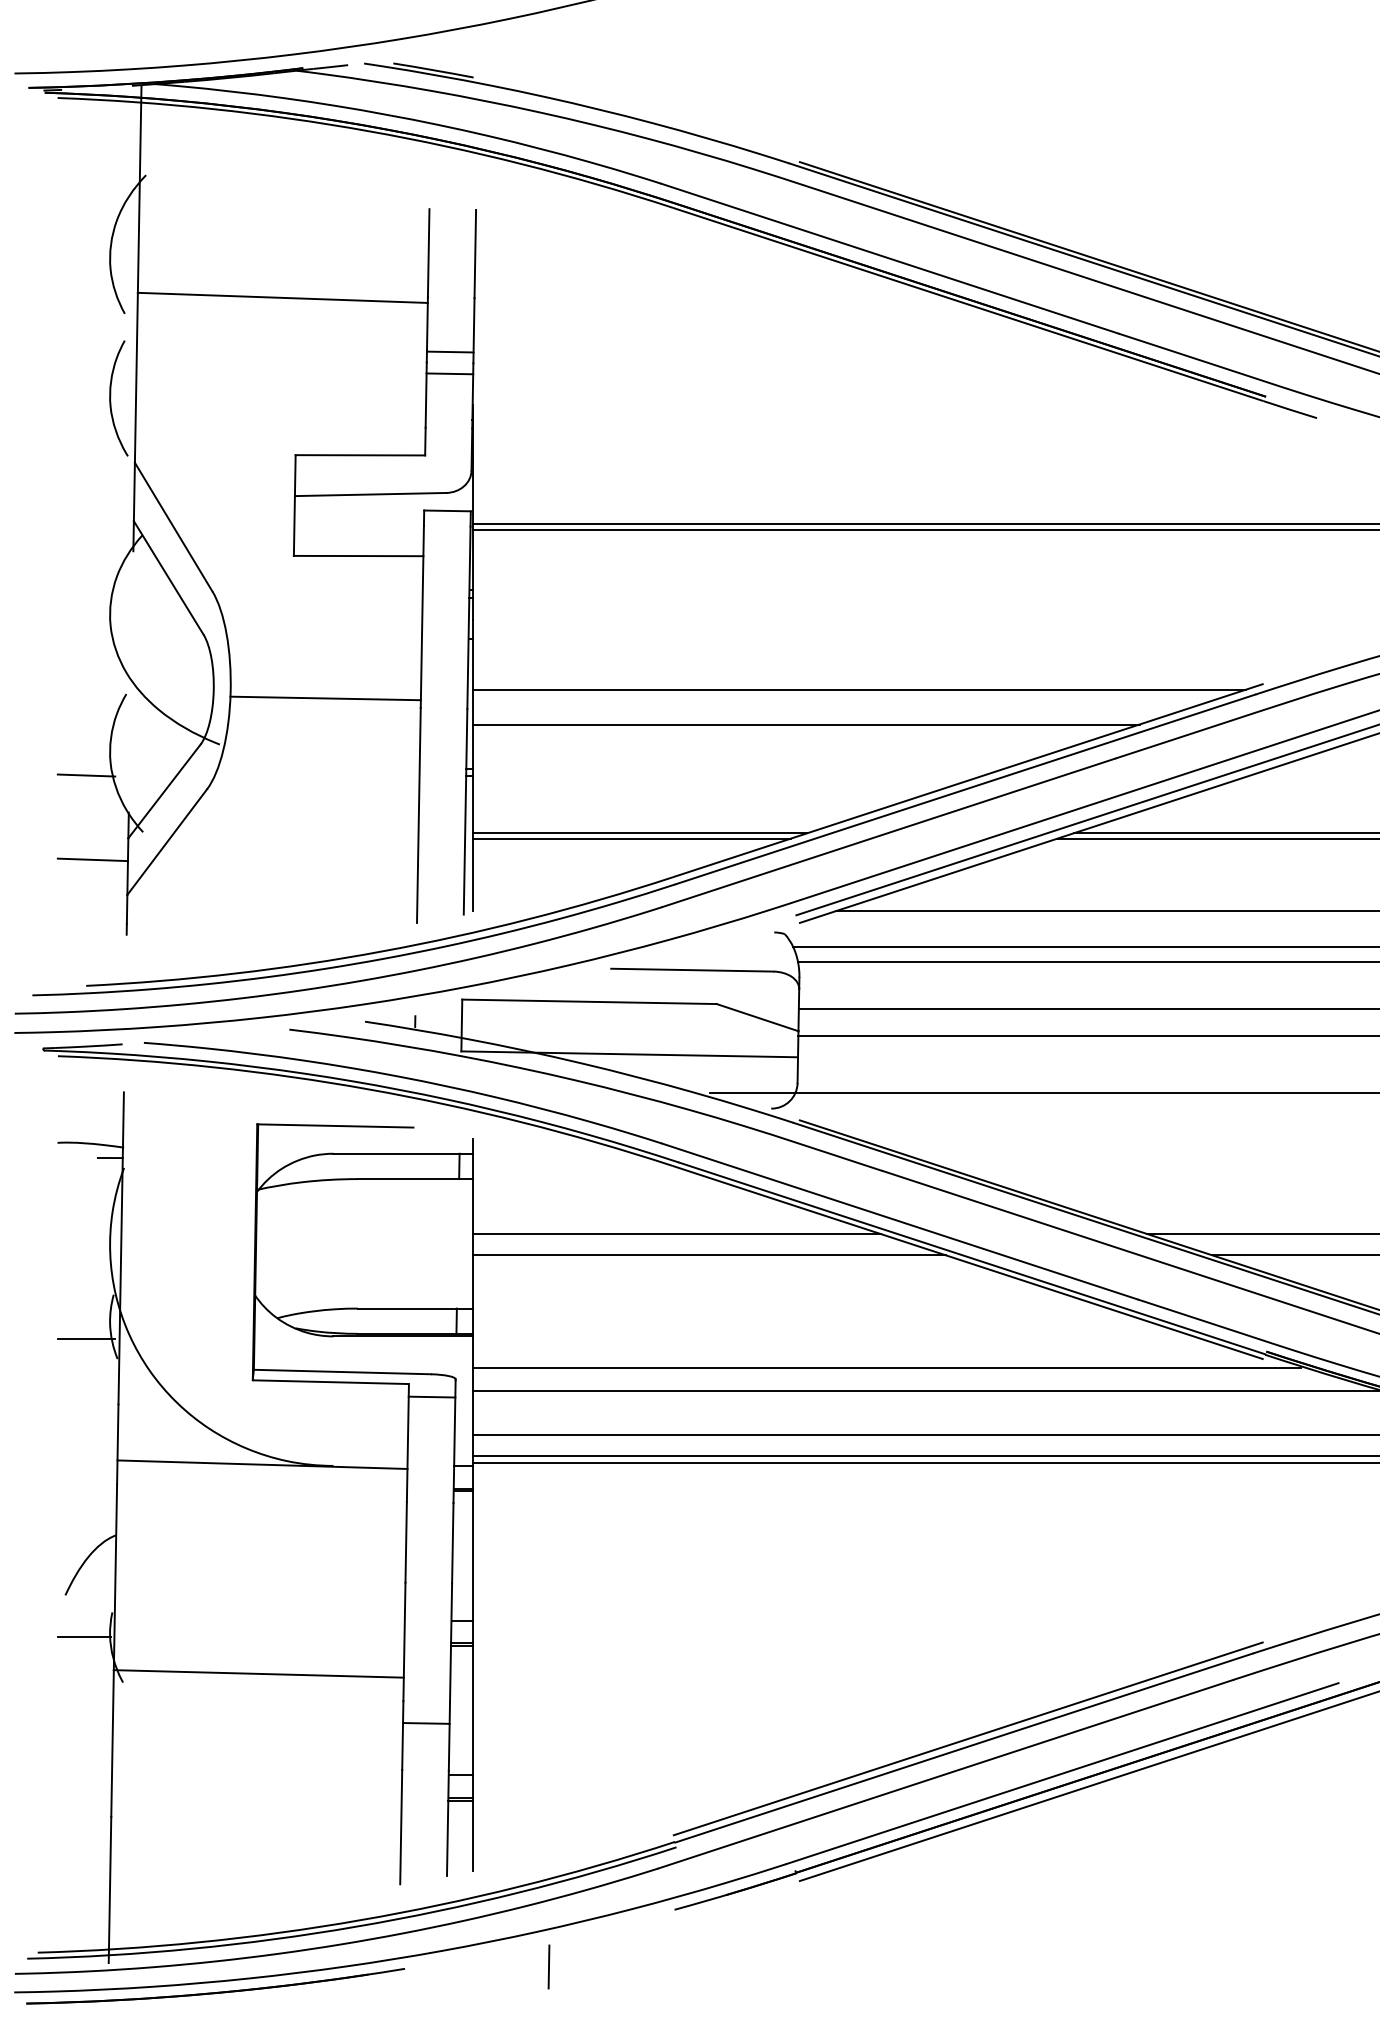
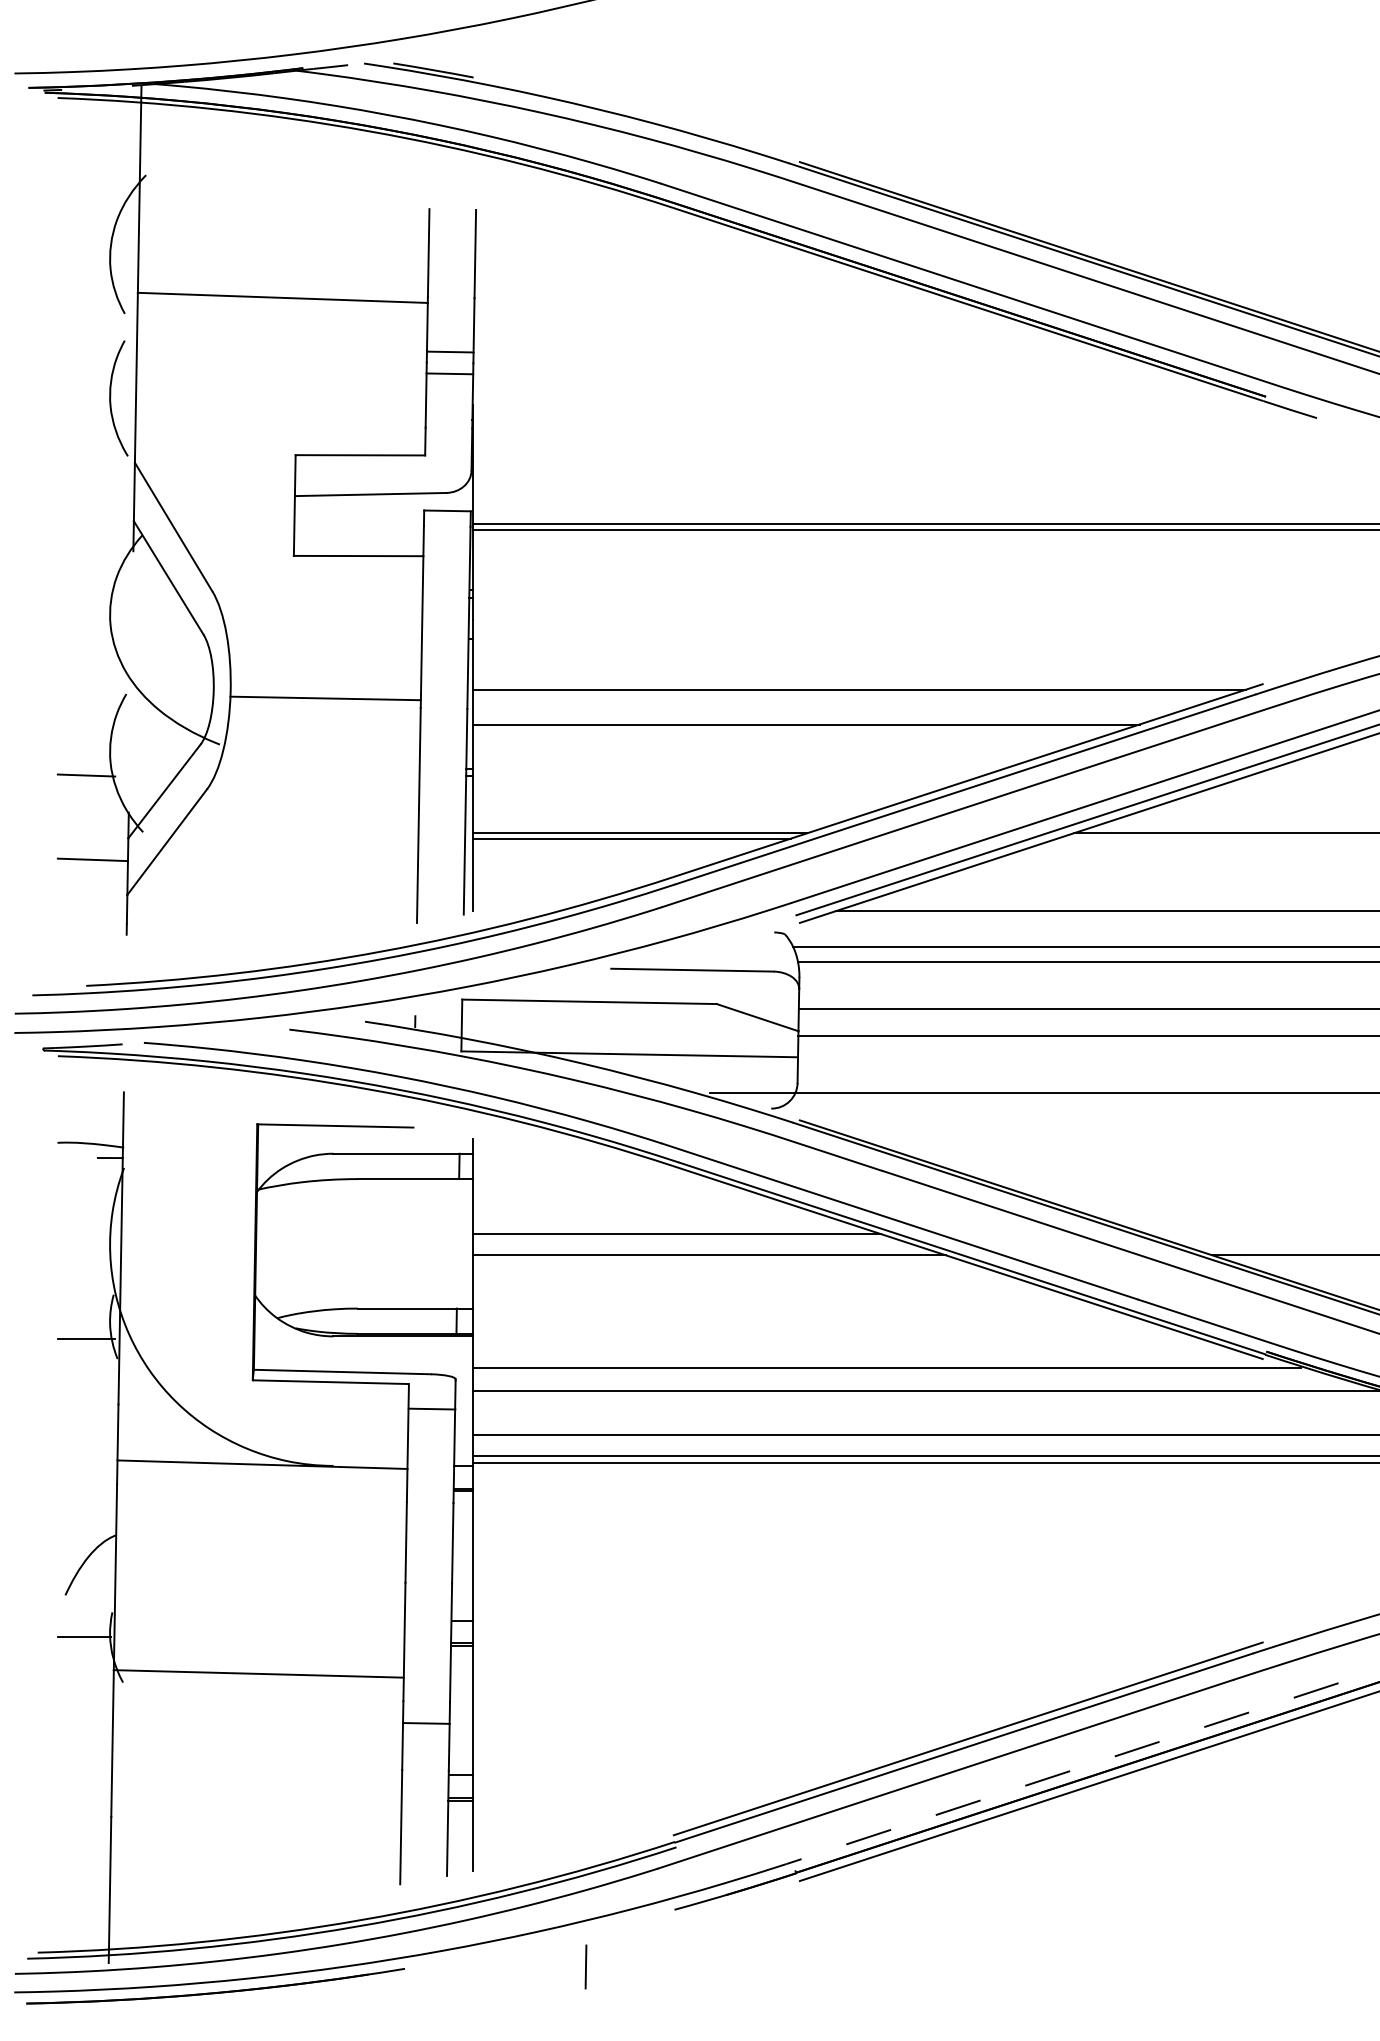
line: present -> none (1216, 838)
line: present -> none (1261, 1233)
line position: (431, 1396) -> (431, 1408) (431, 1408)
line: solid -> dashed (1062, 1773)
line position: (548, 1966) -> (585, 1966) (585, 1966)
